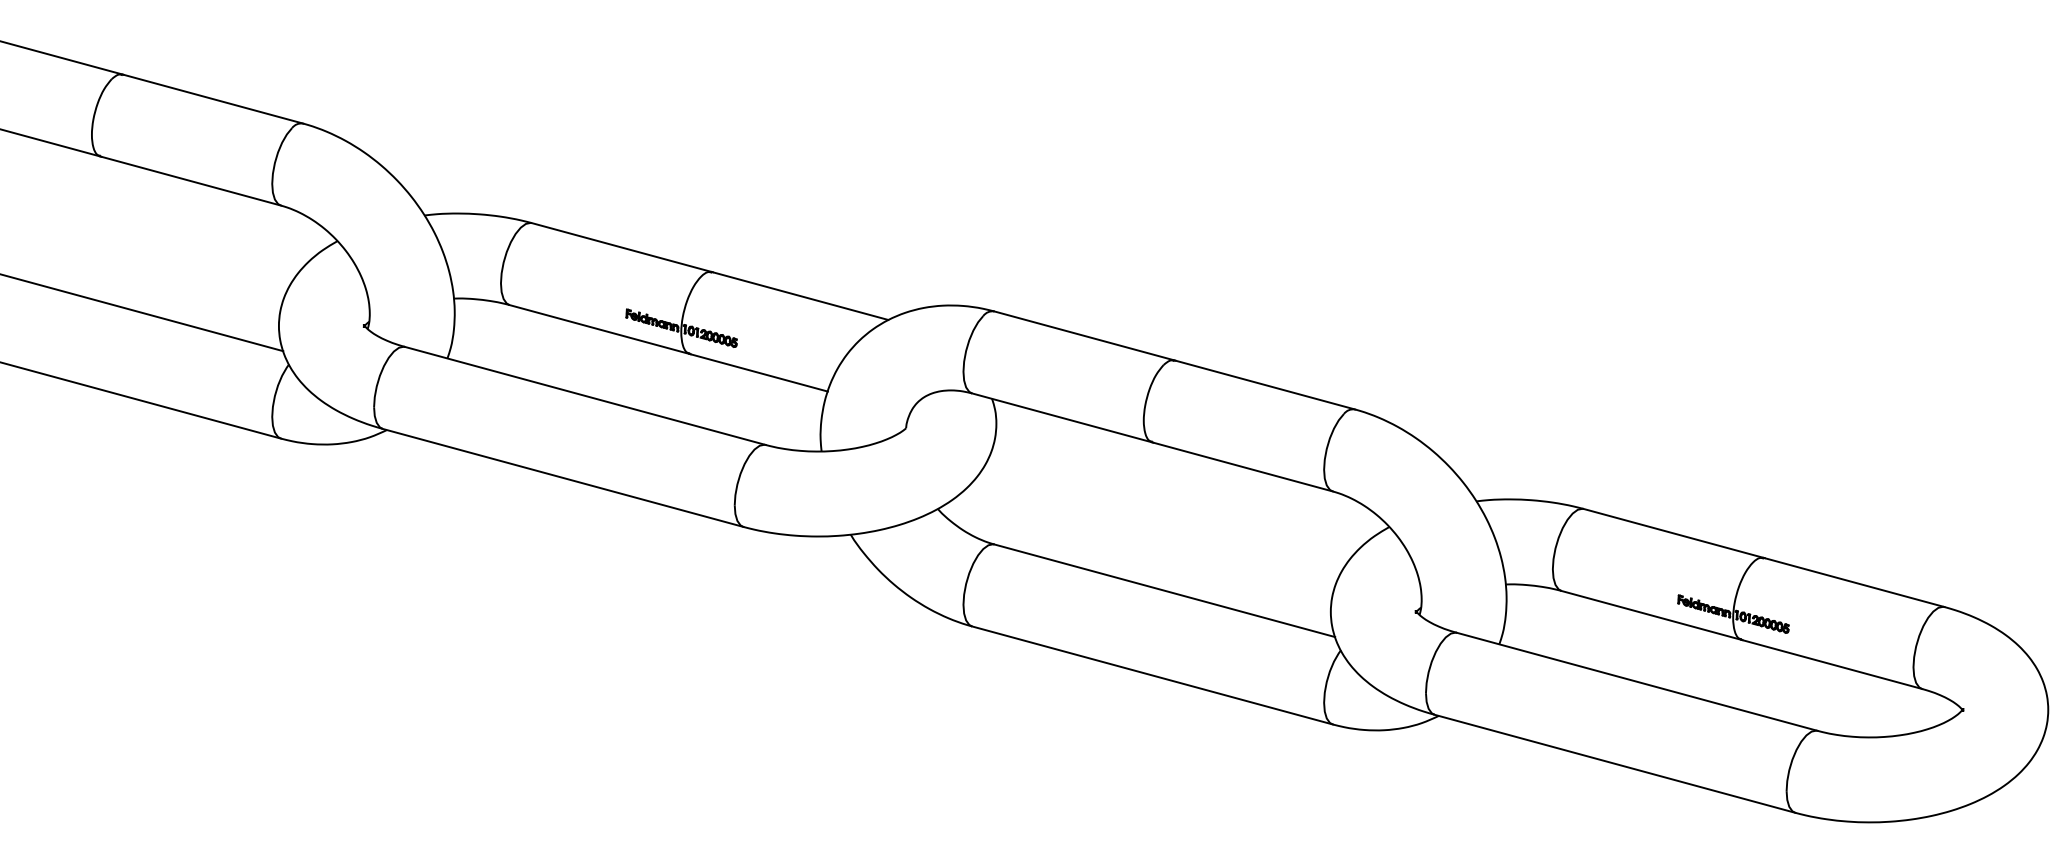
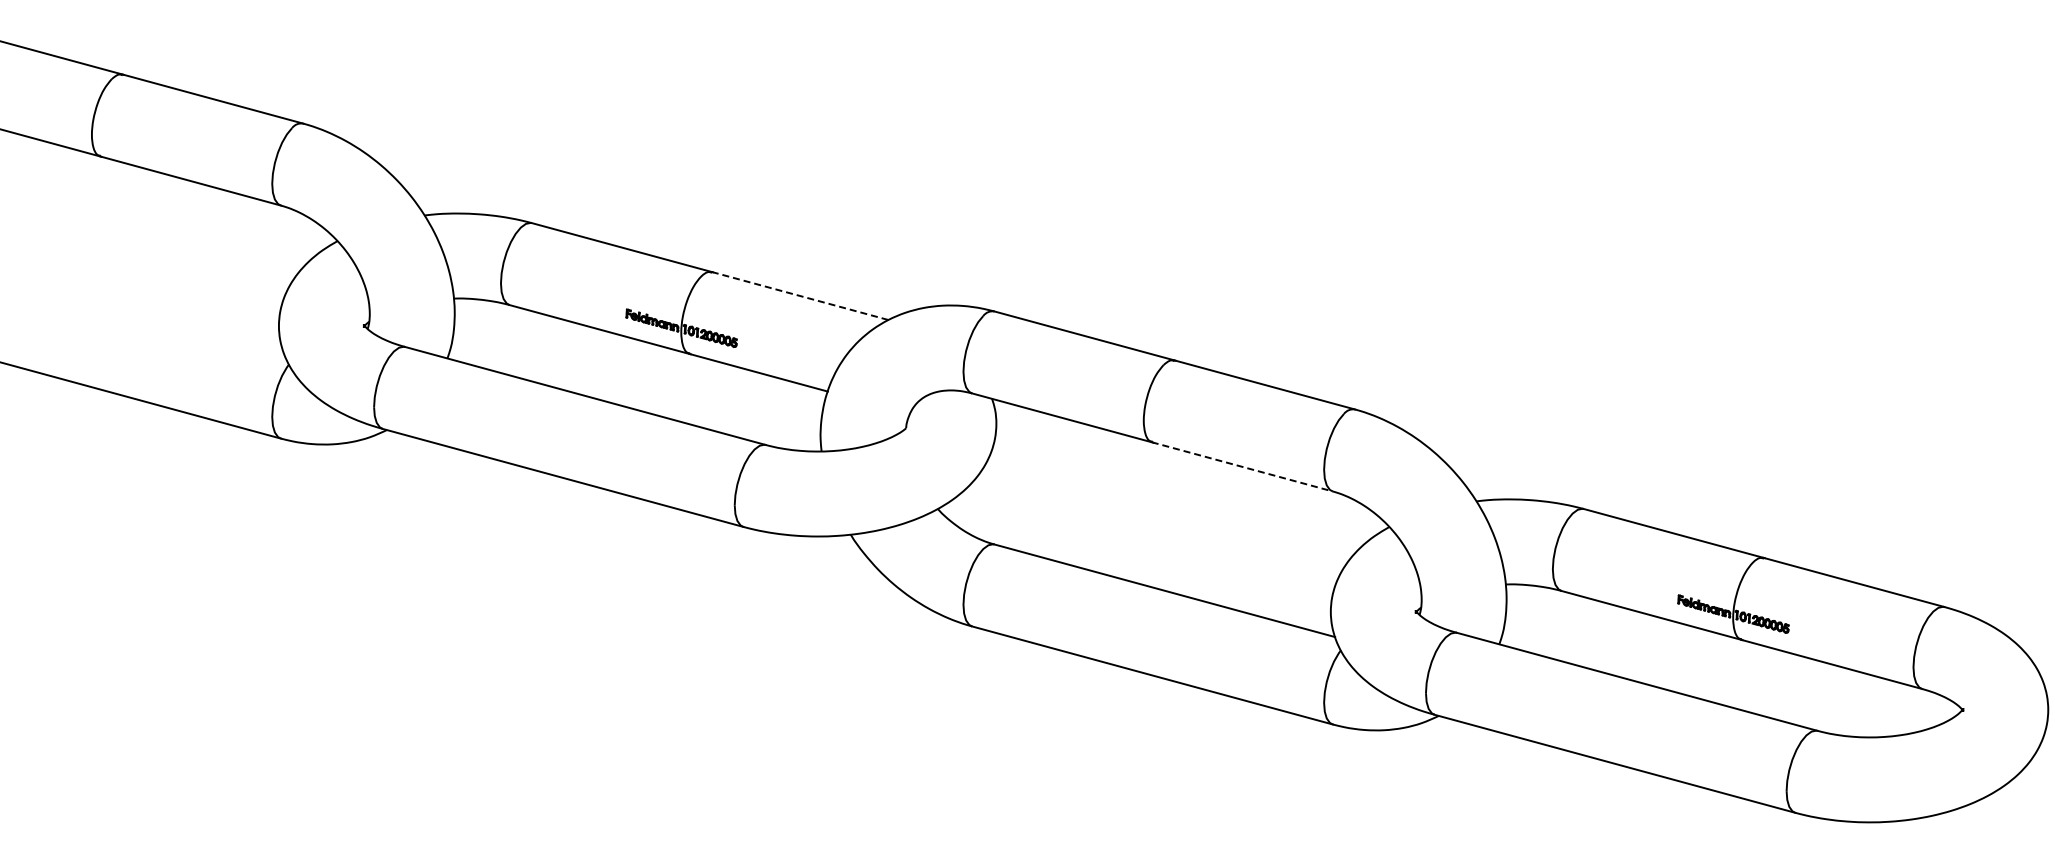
line: solid -> dashed (799, 295)
line: present -> none (142, 312)
line: solid -> dashed (1242, 466)
